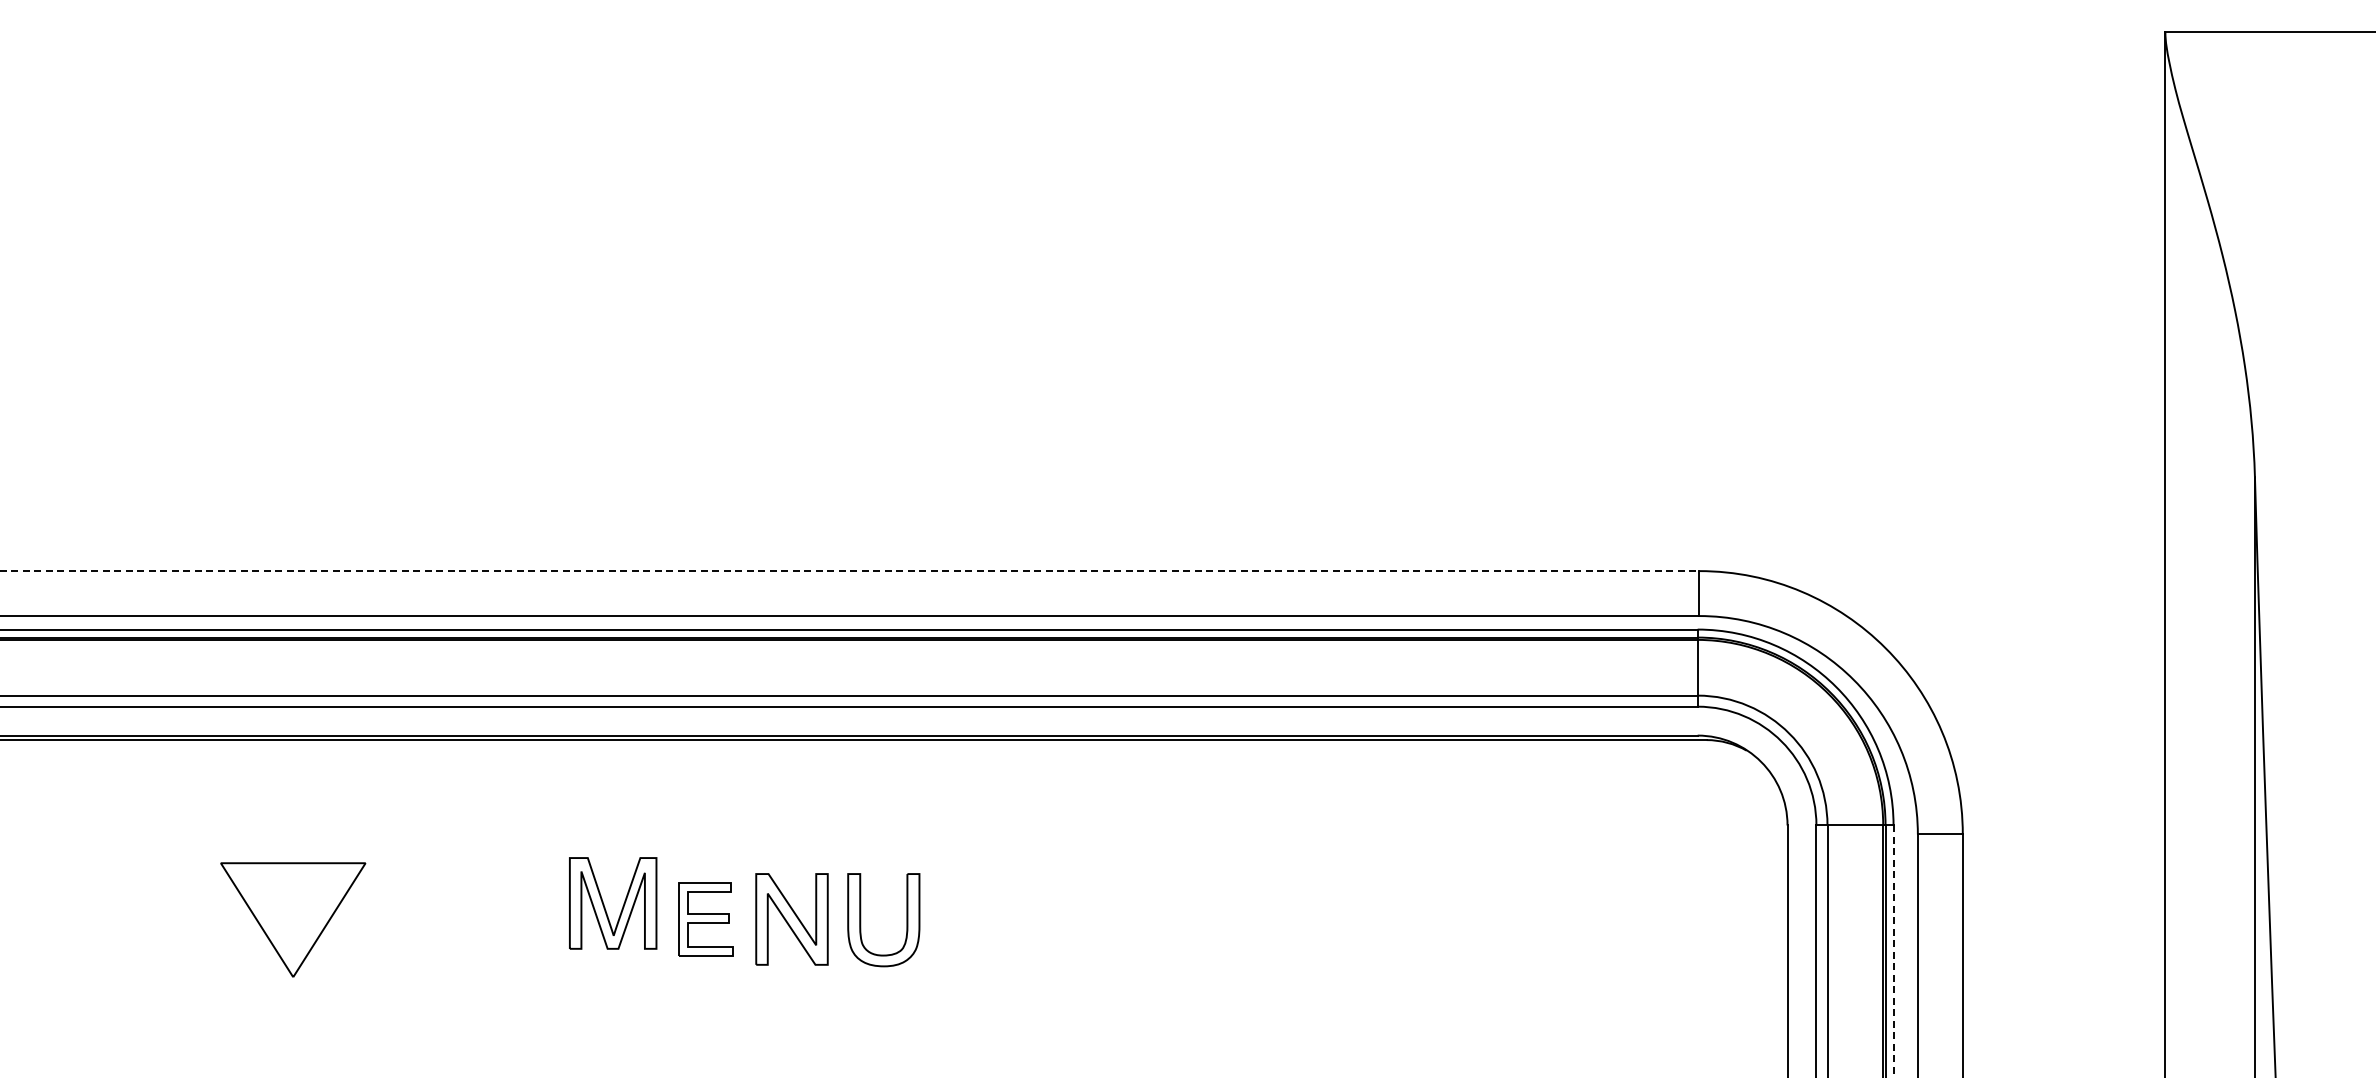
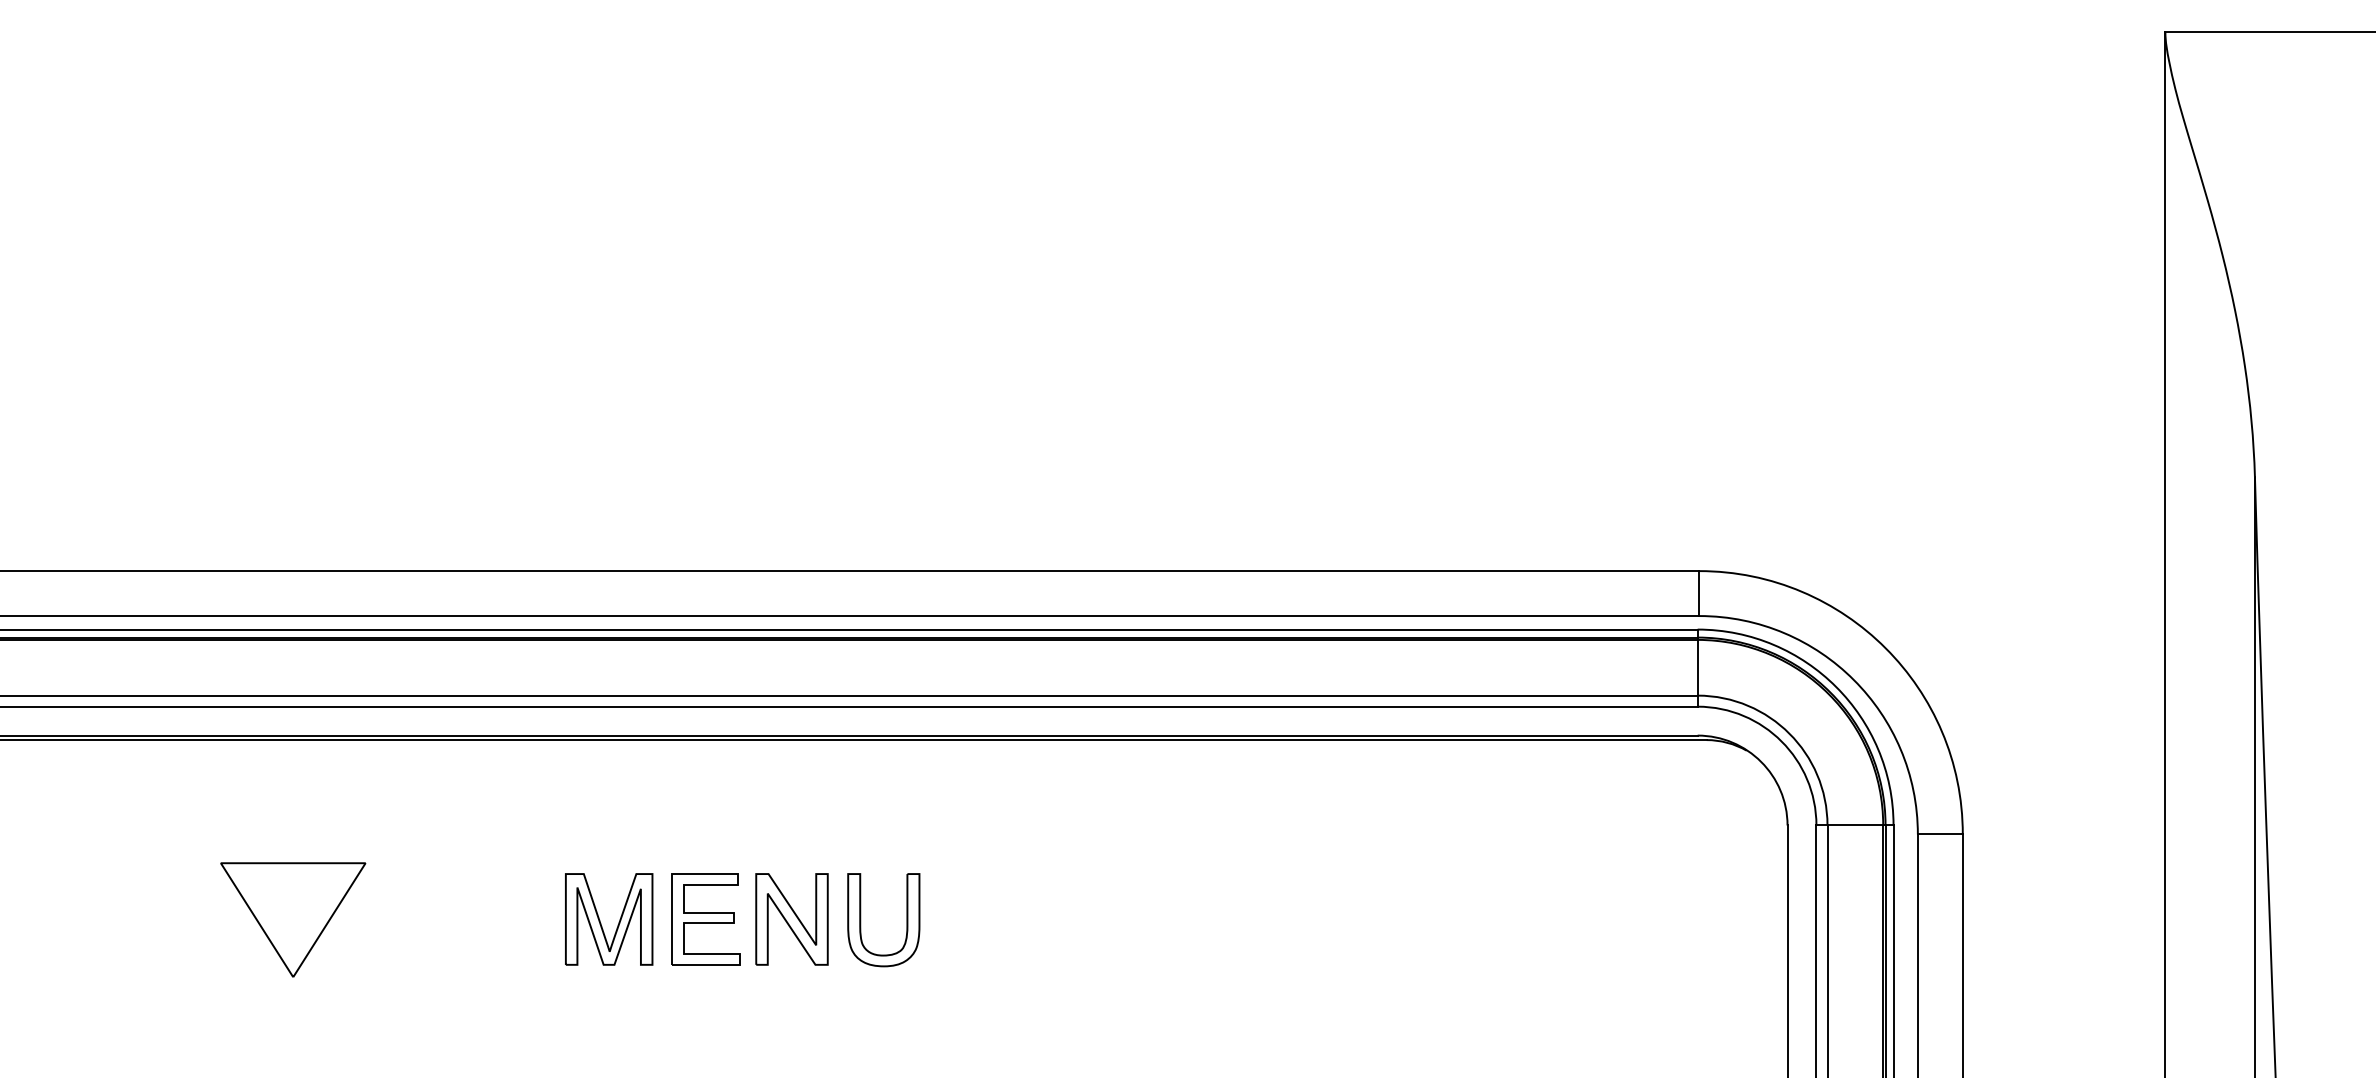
line: dashed -> solid (850, 571)
part position: (605, 907) -> (601, 923) (601, 923)
part size: 56x75 px -> 70x93 px (705, 919)
line: dashed -> solid (1893, 951)
